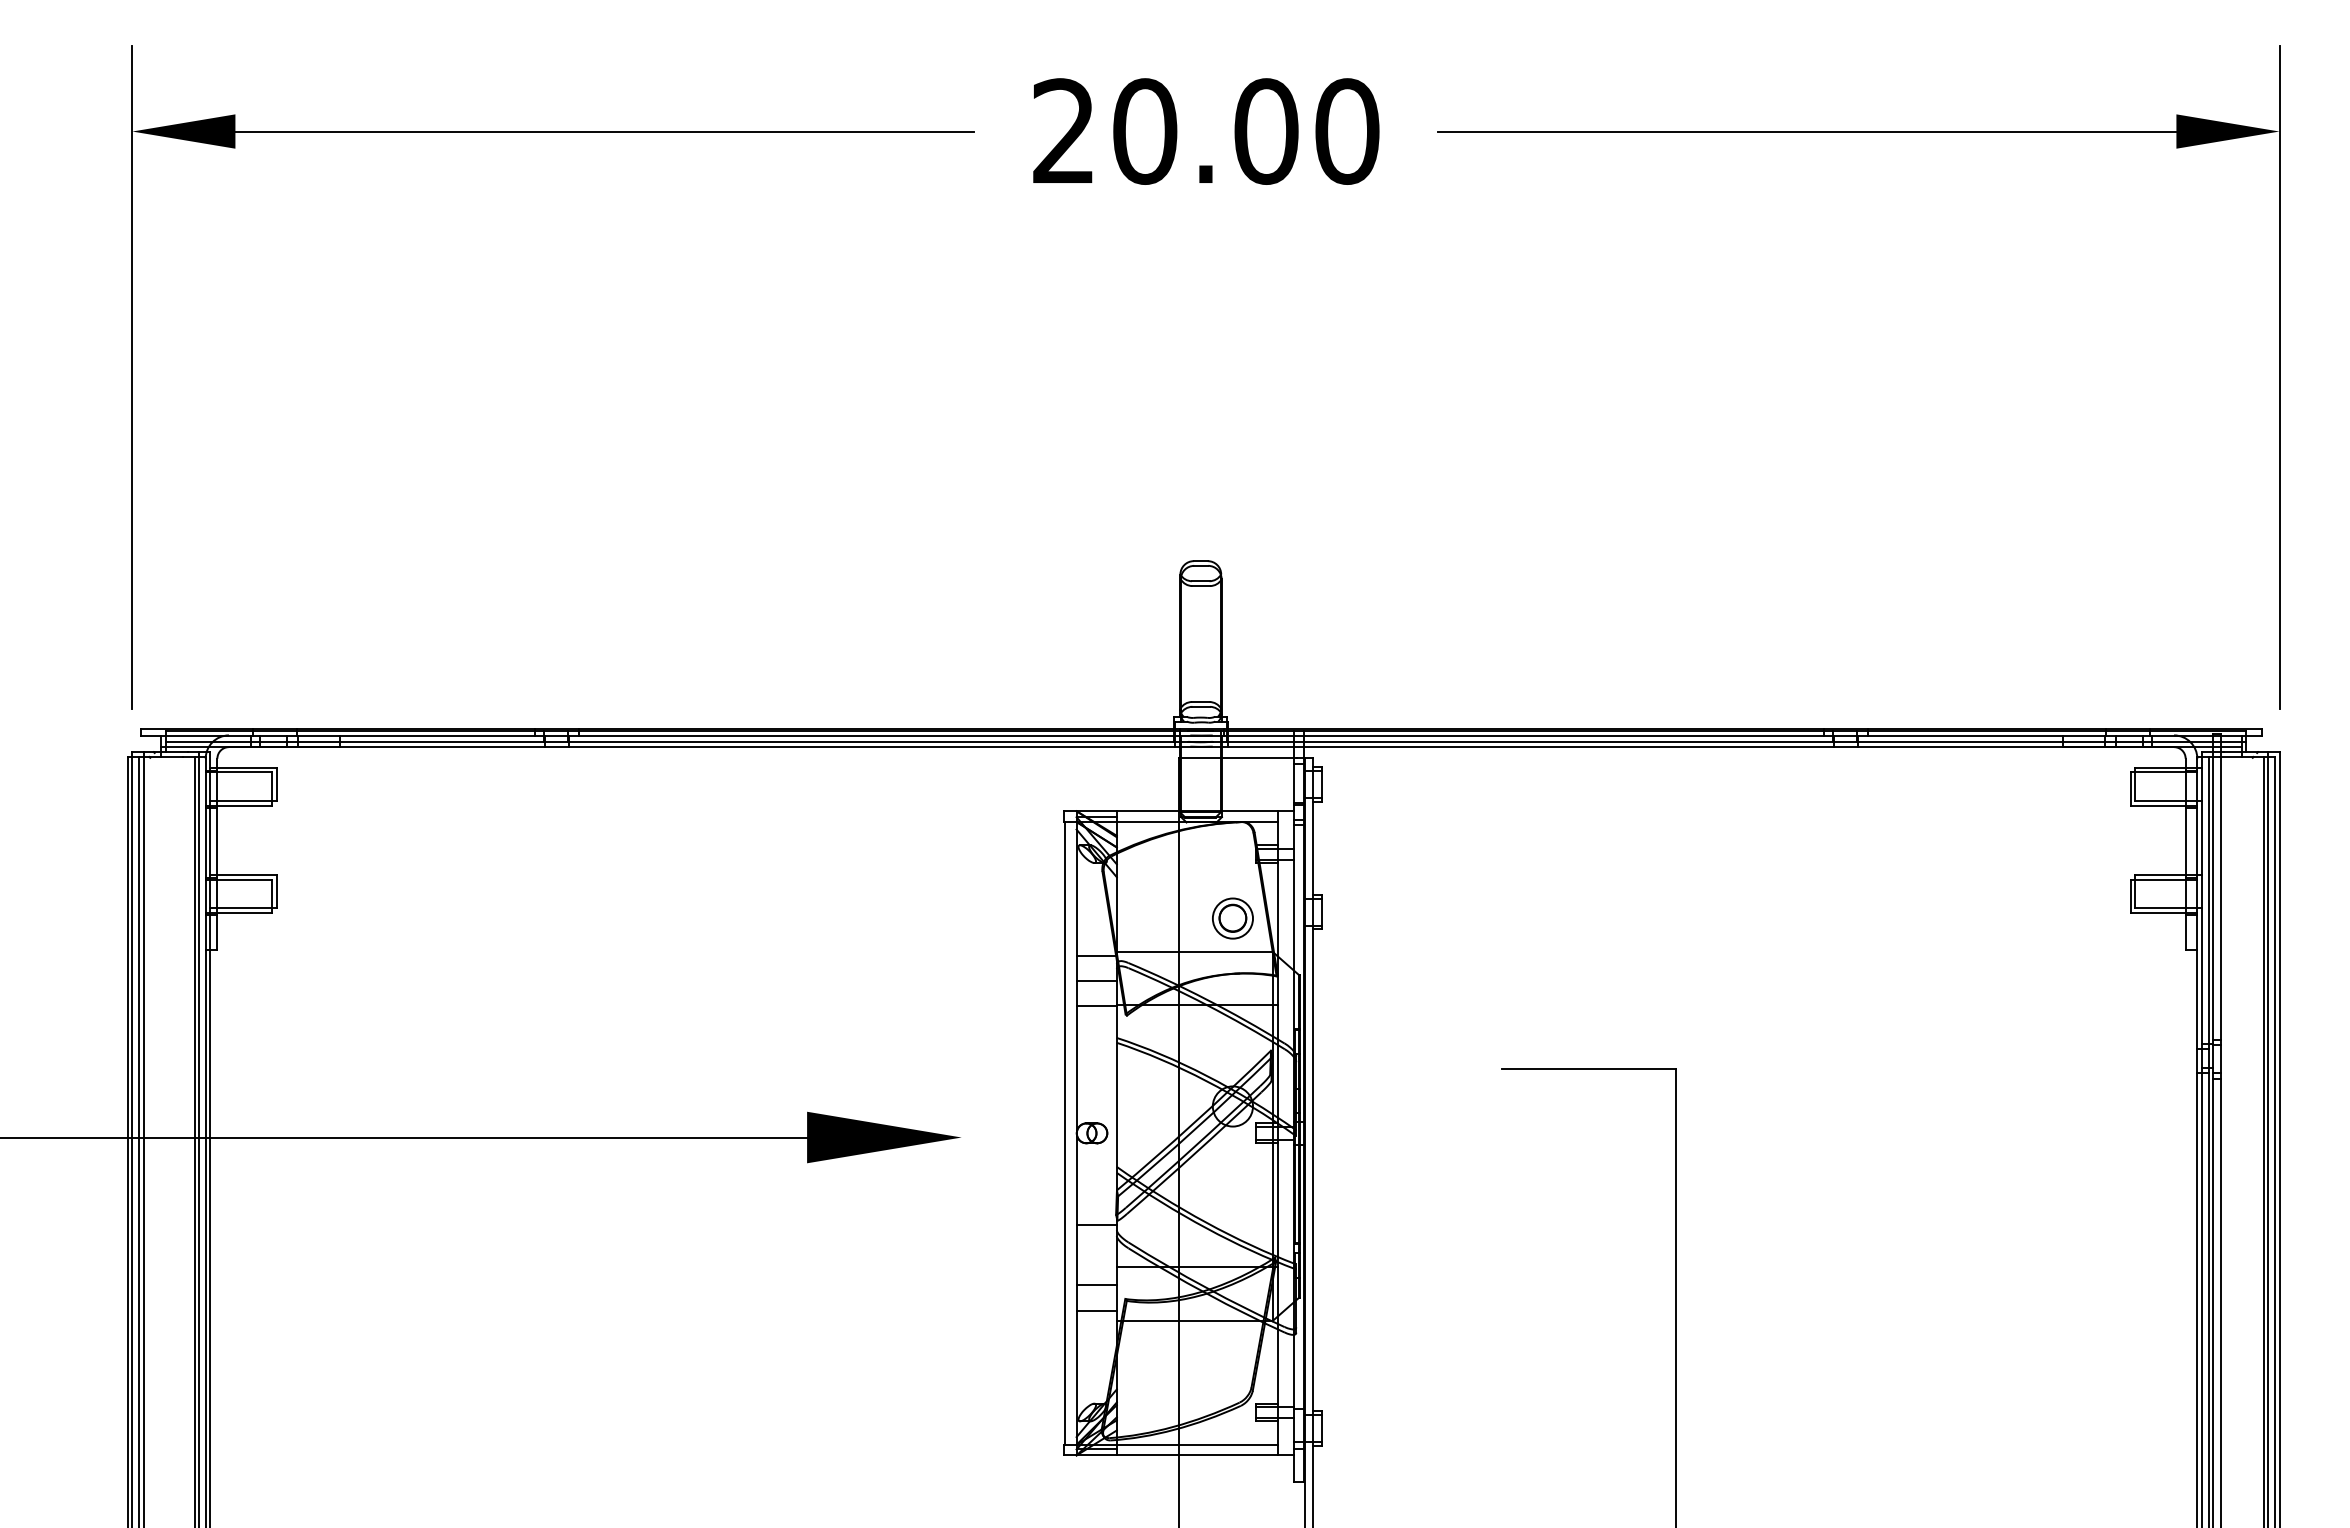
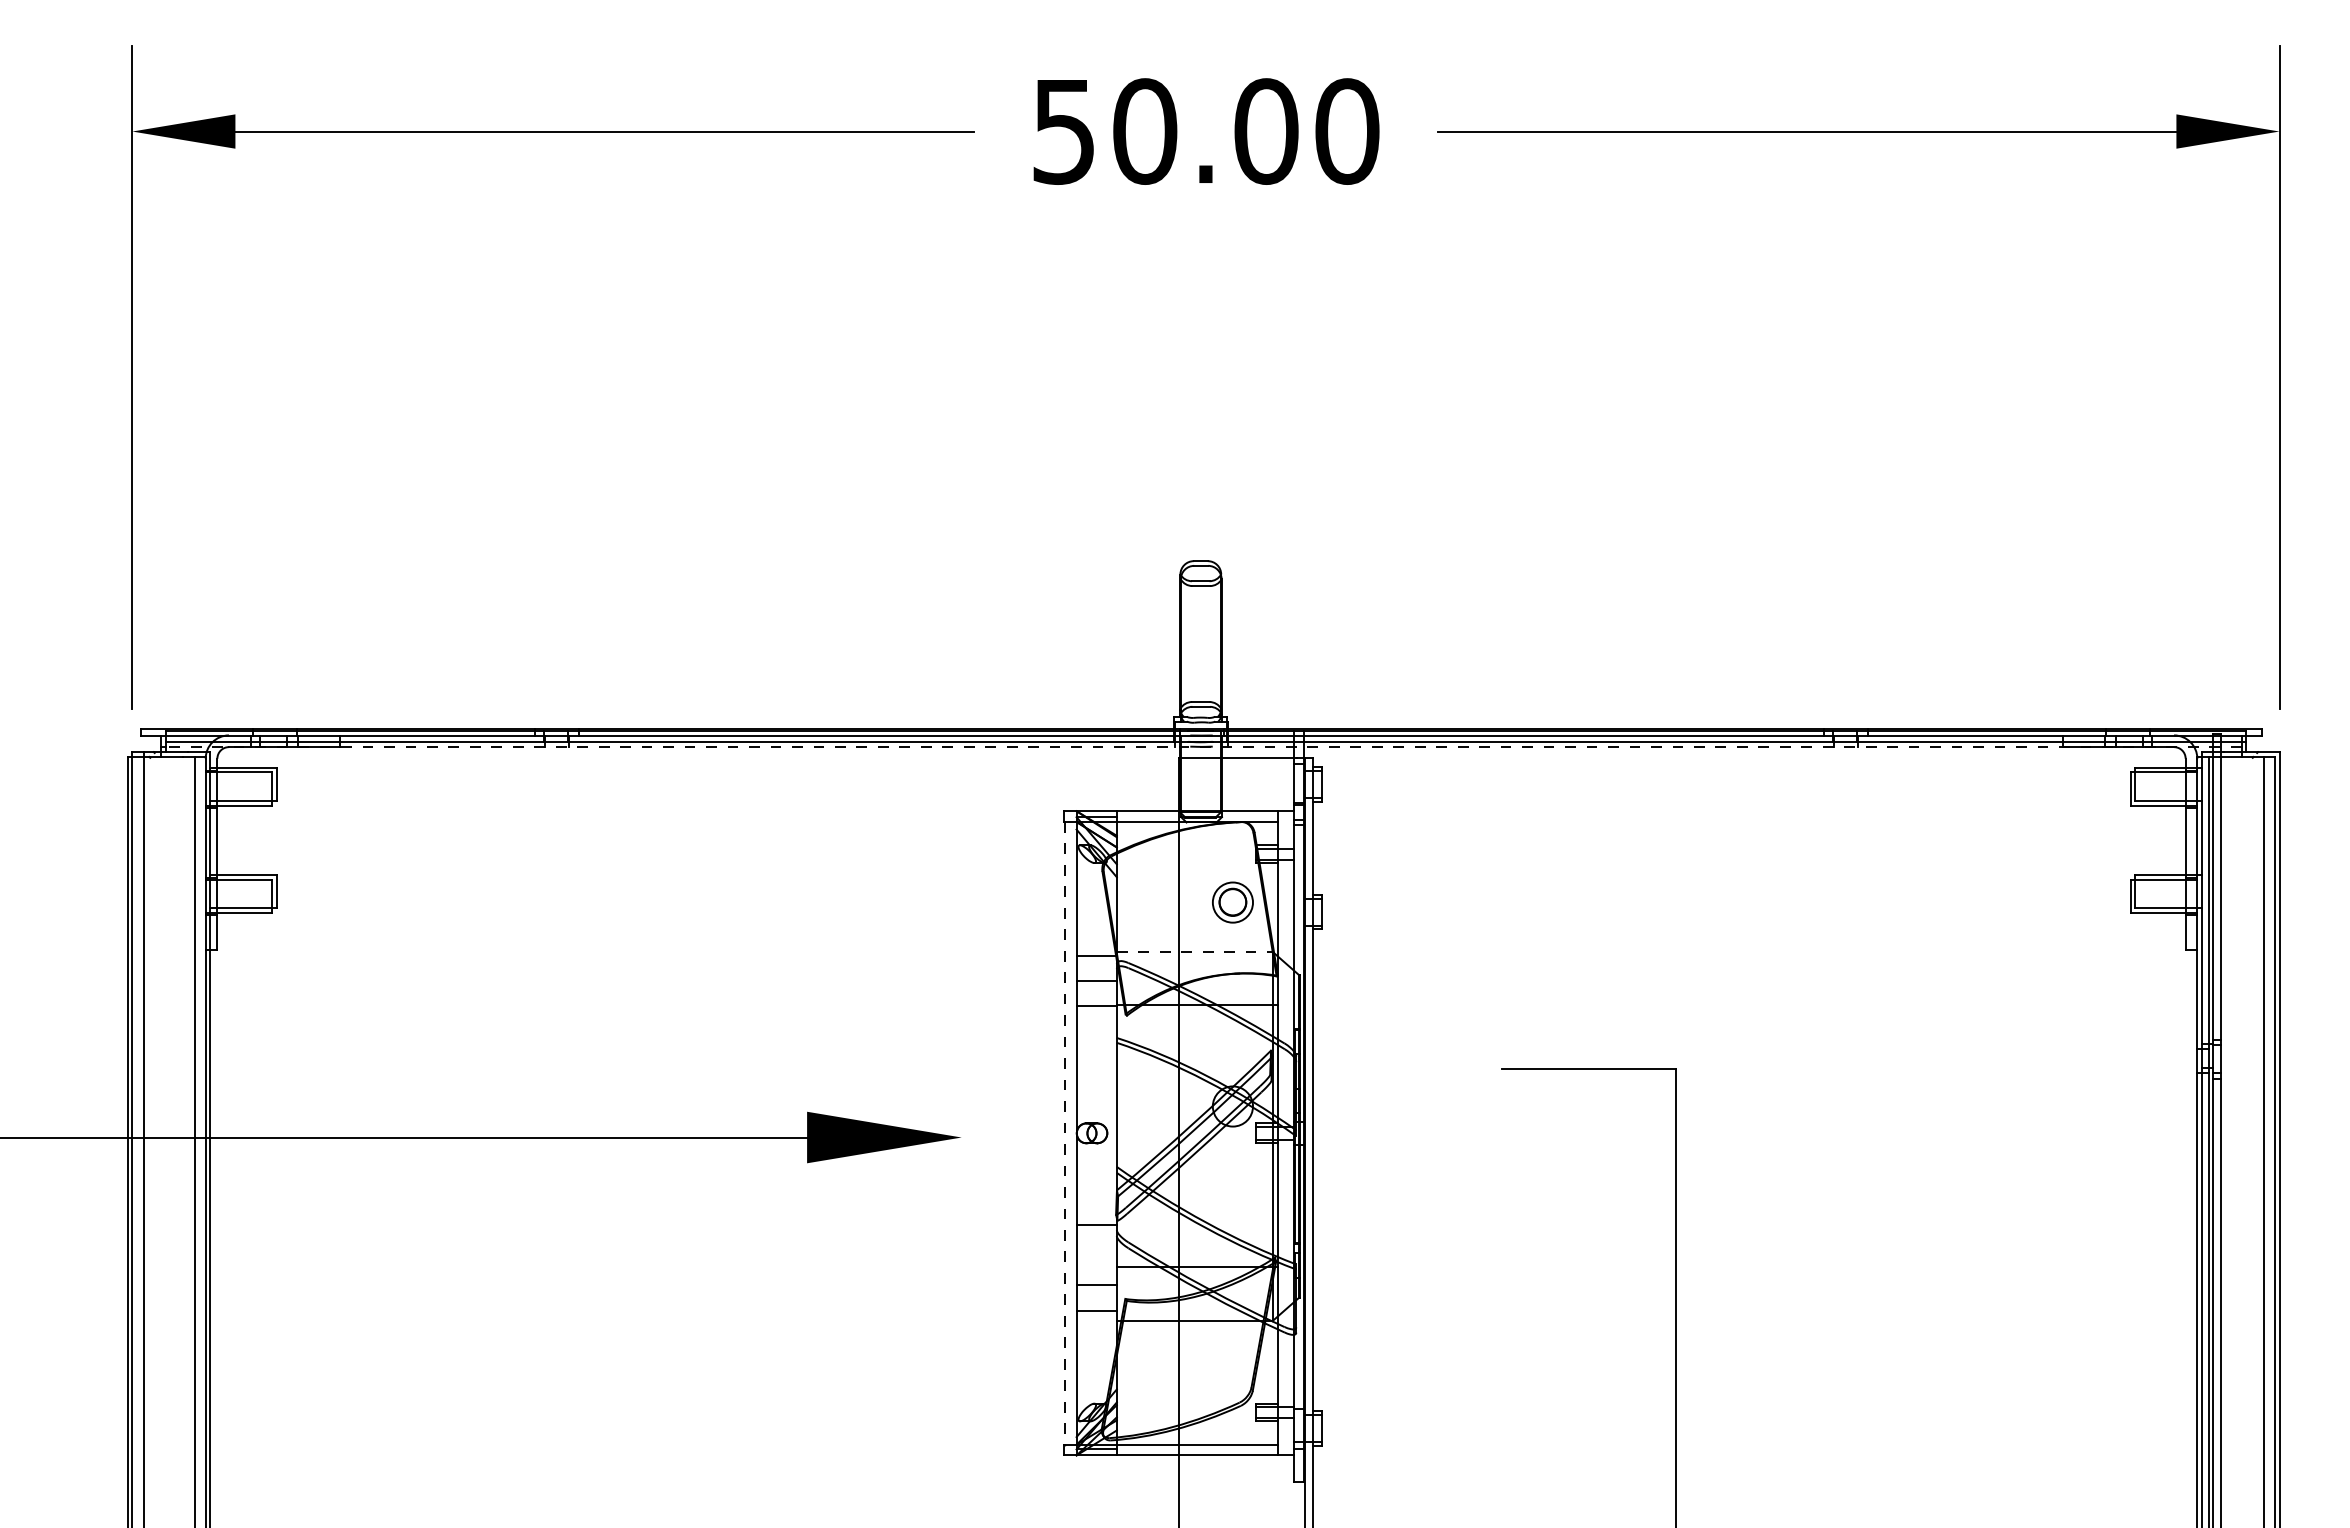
text: 20.00 -> 50.00 (1063, 131)
line: solid -> dashed (1203, 746)
part position: (1232, 918) -> (1232, 902) (1232, 902)
line: solid -> dashed (1194, 951)
line: solid -> dashed (1064, 1133)
line: present -> none (198, 1138)
line: present -> none (2268, 1138)
line: present -> none (139, 1140)
